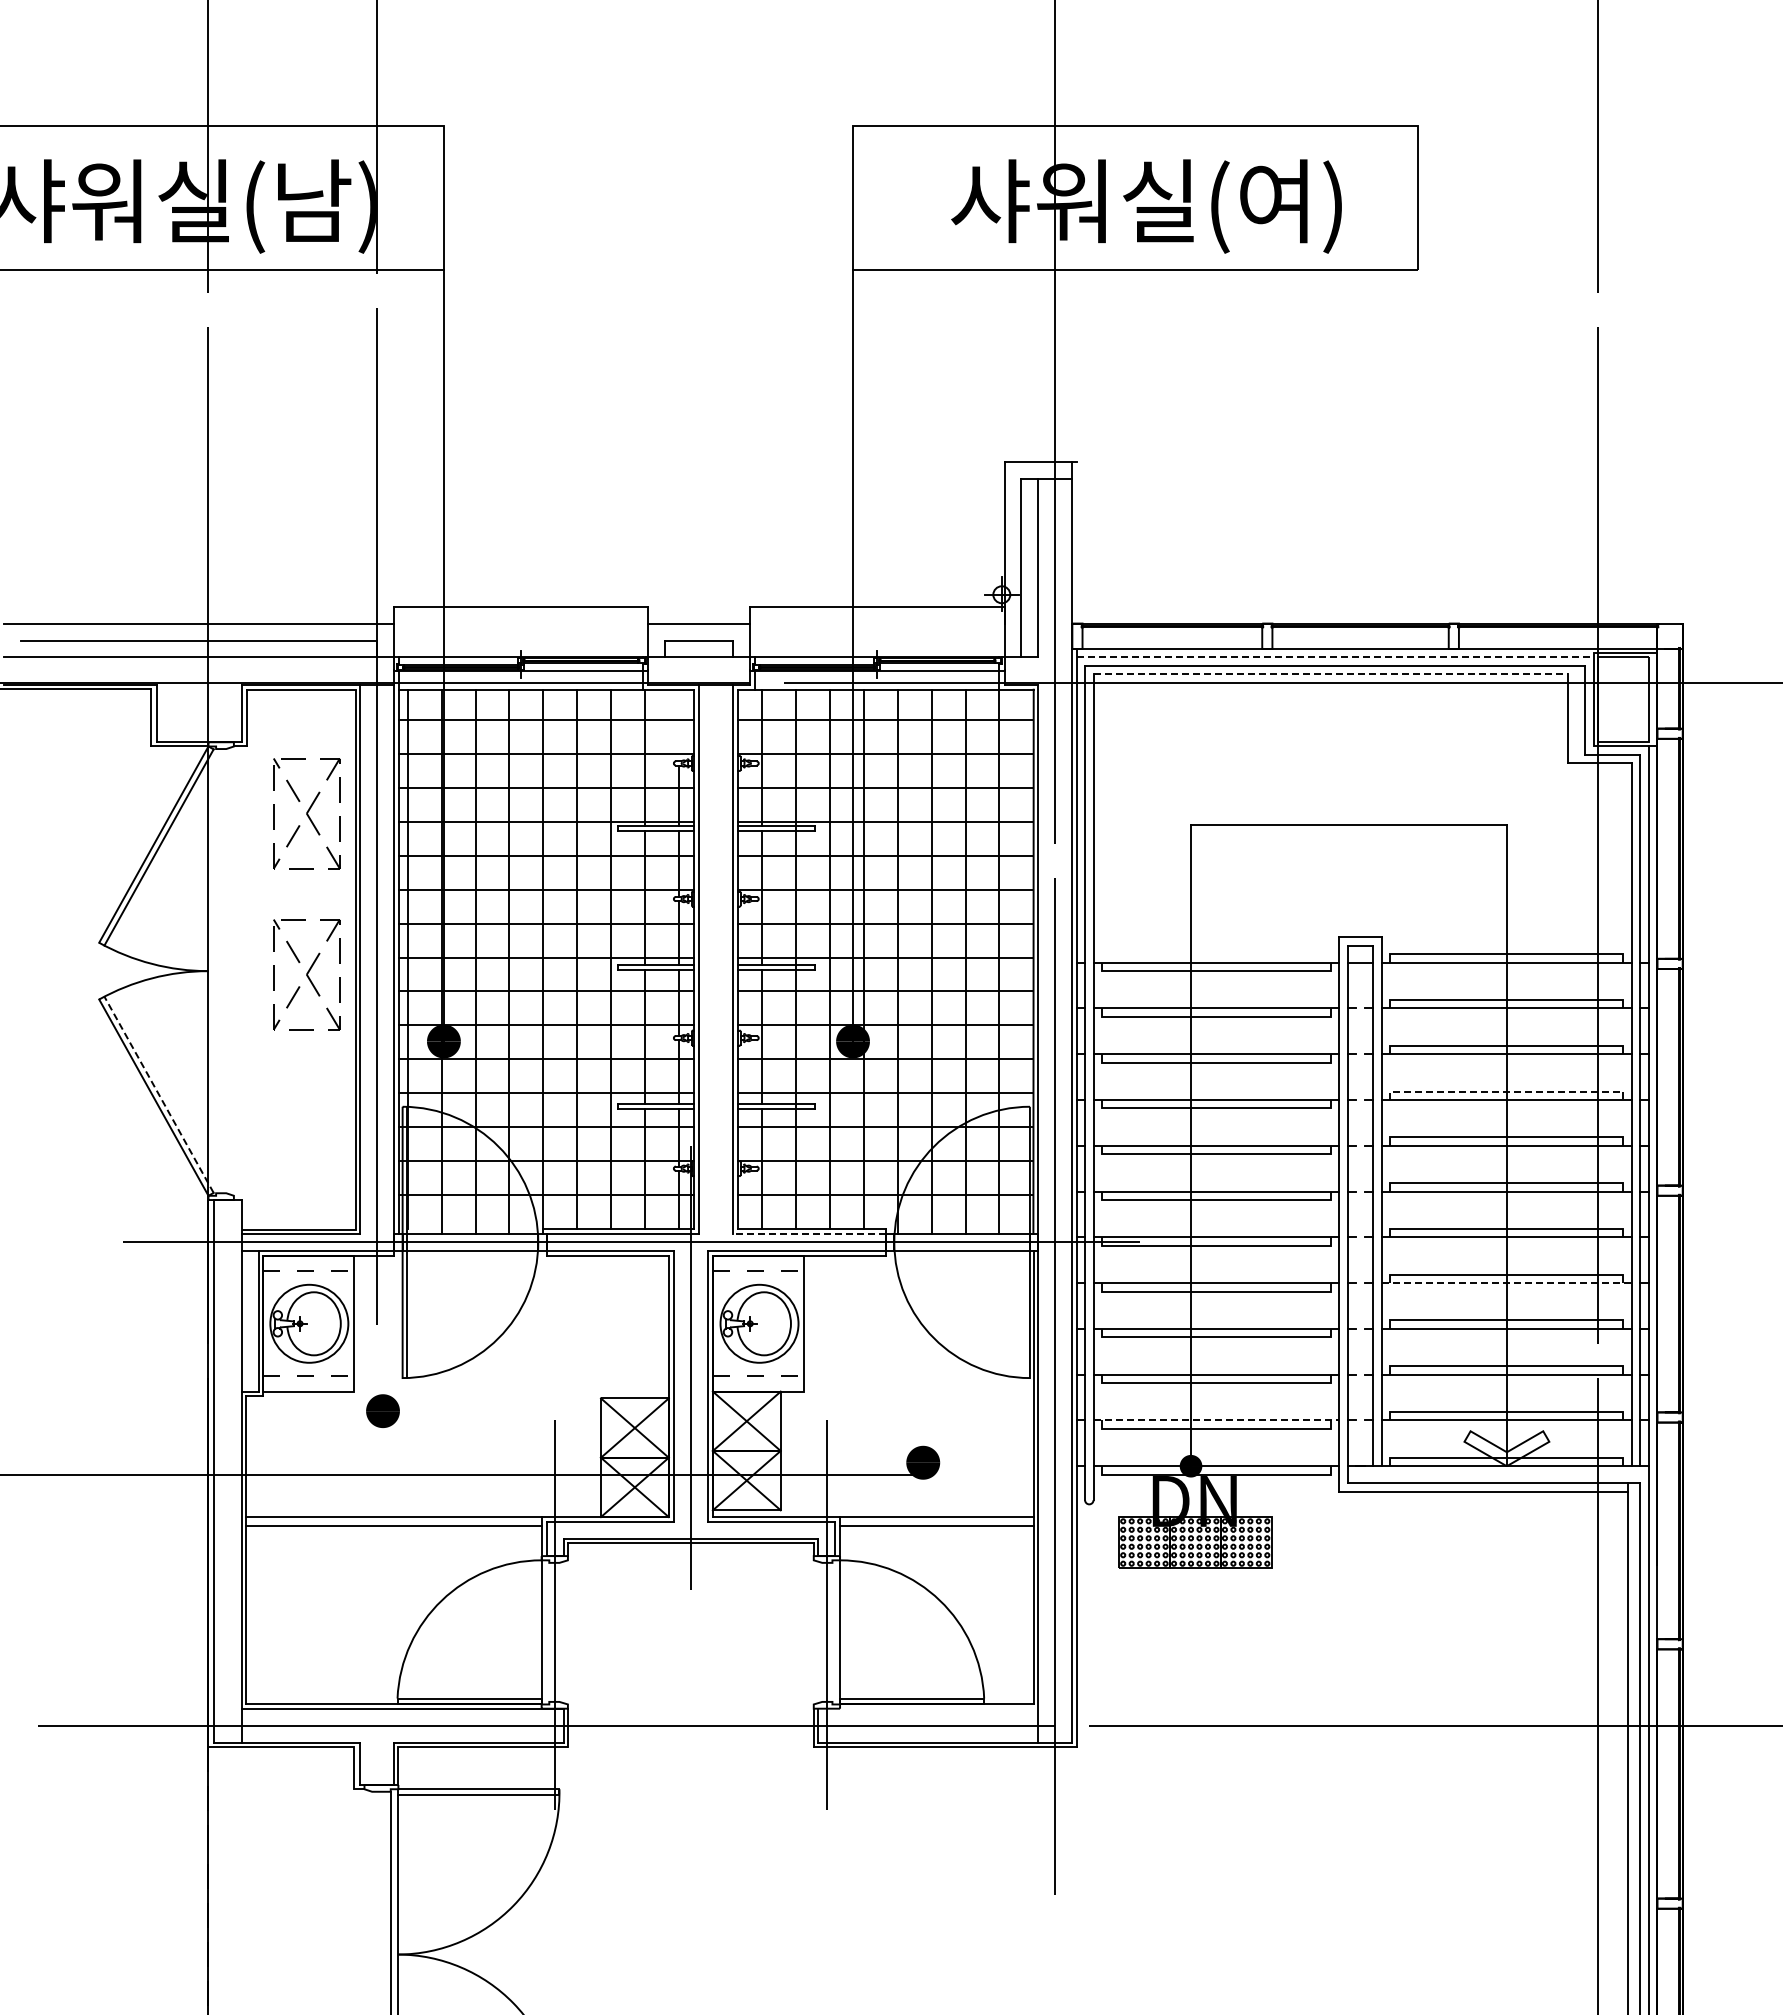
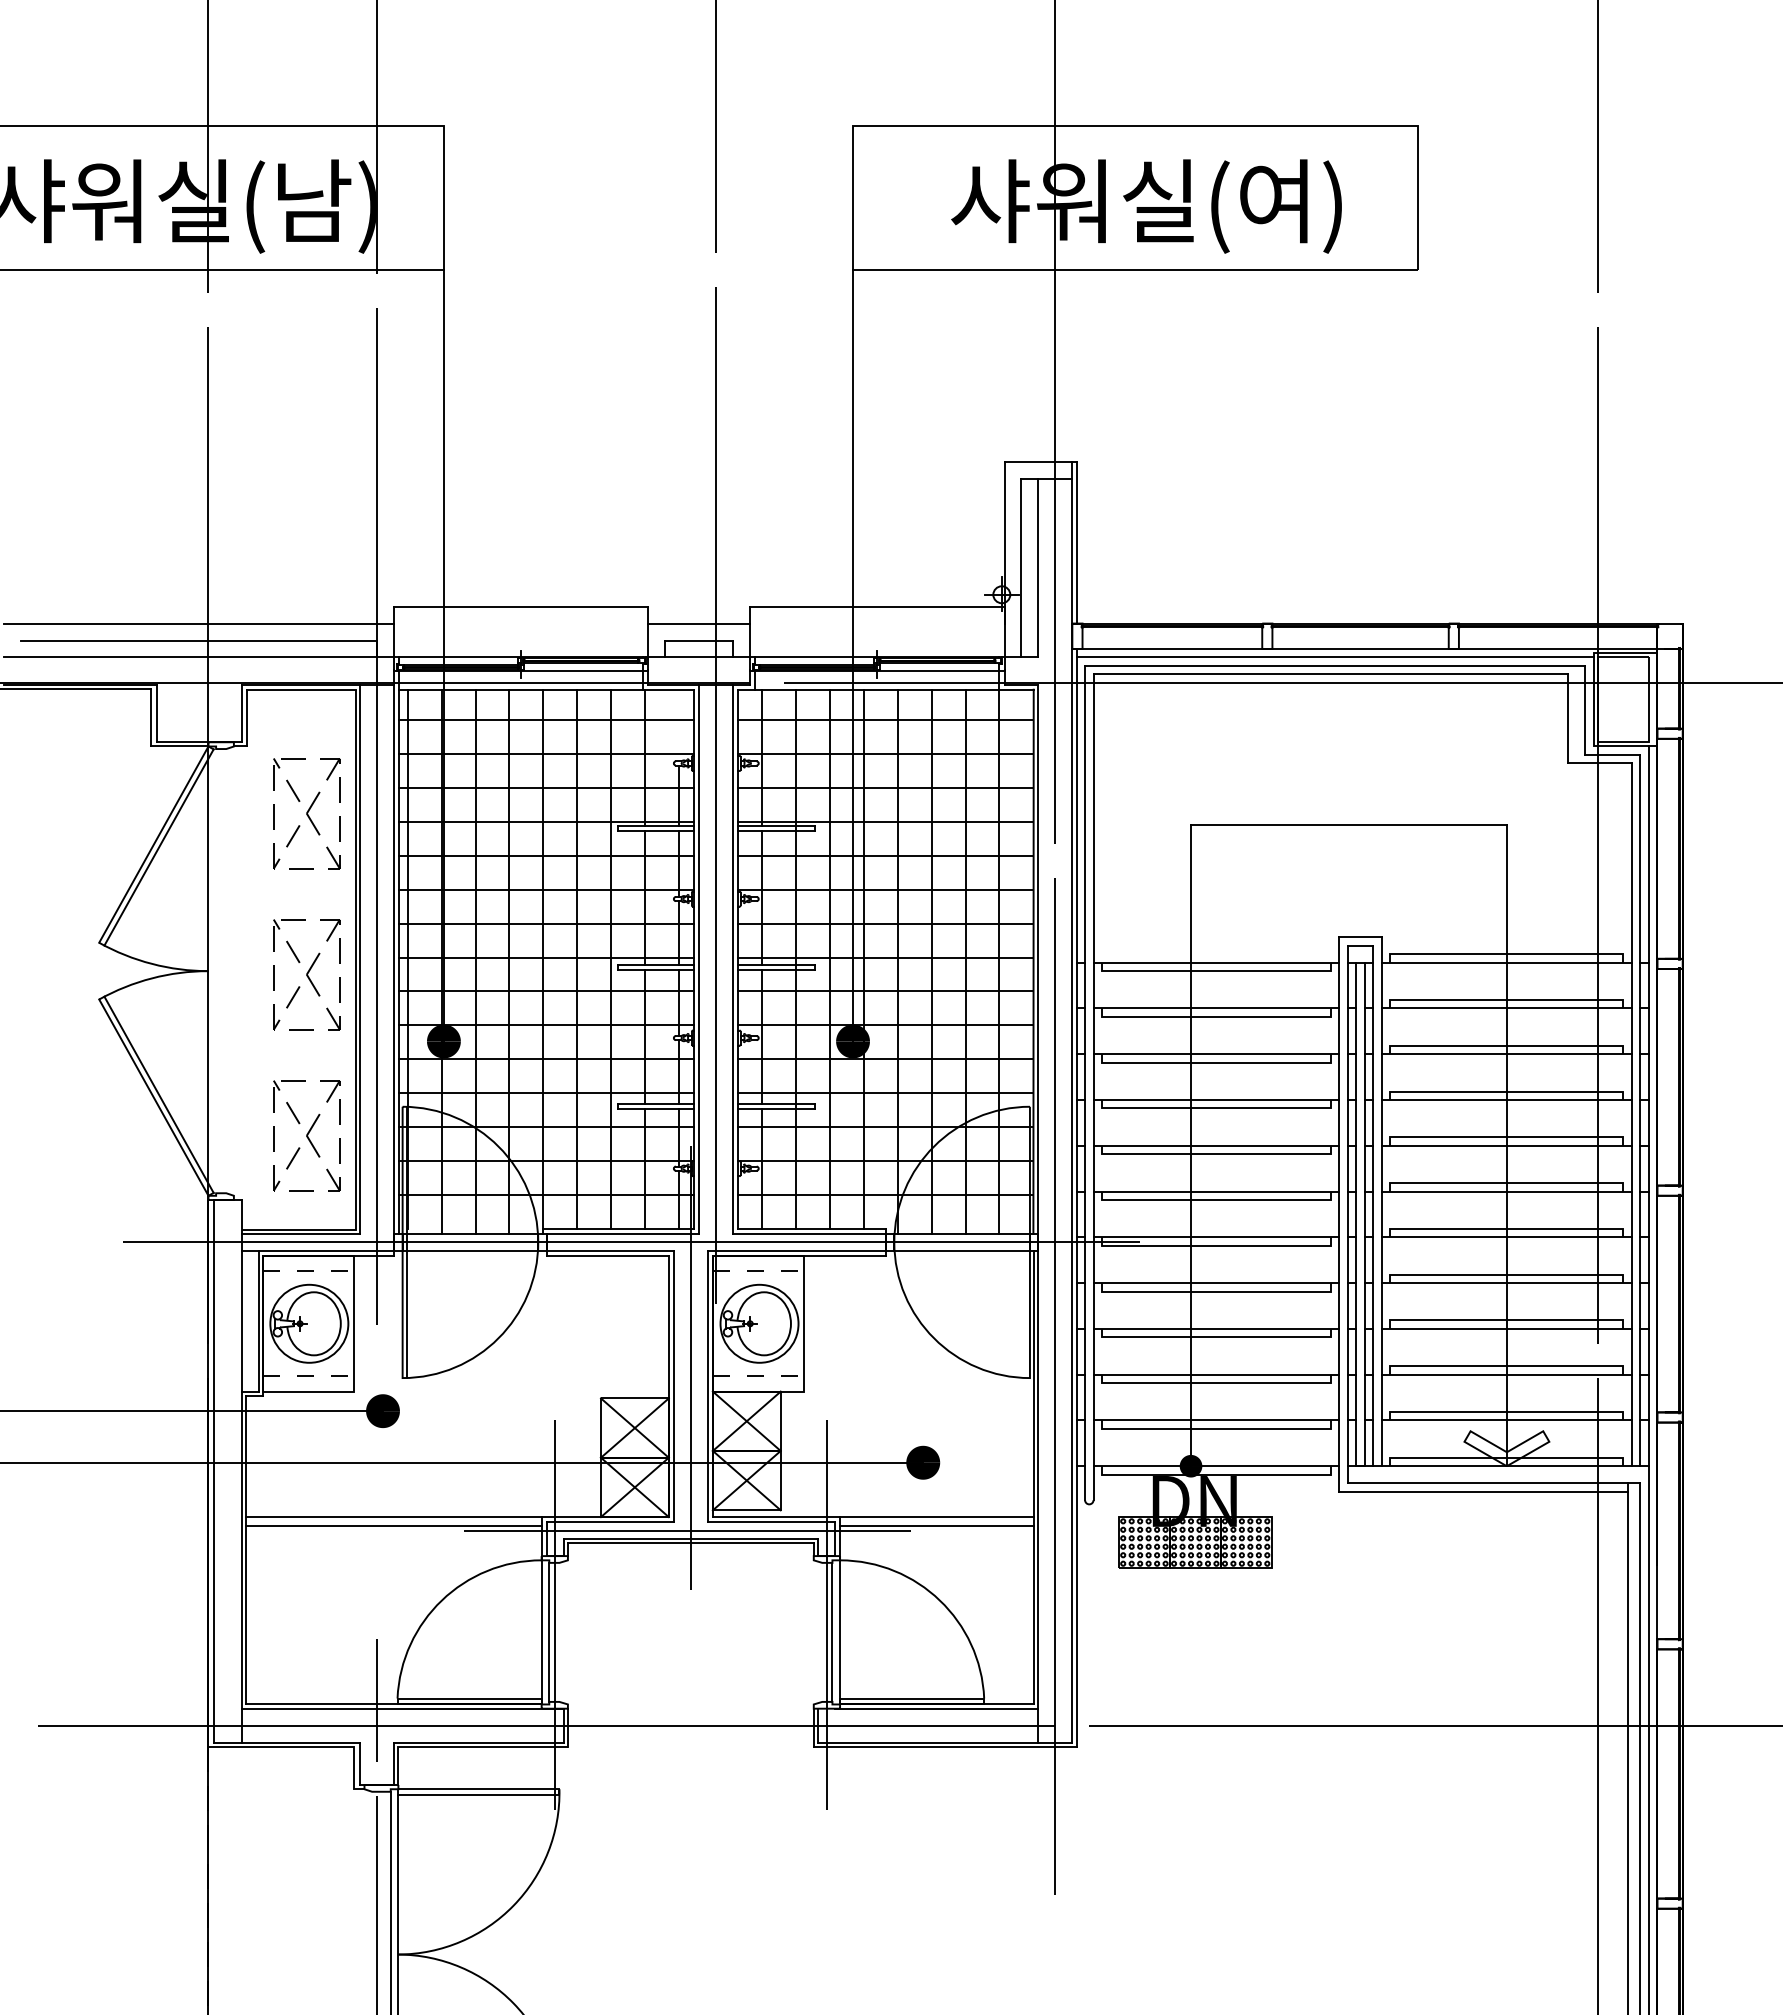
line: none -> present (1076, 542)
line: none -> present (716, 653)
line: dashed -> solid (1335, 657)
line: dashed -> solid (1331, 674)
line: dashed -> solid (1506, 1091)
line: dashed -> solid (158, 1094)
part: none -> present (306, 1135)
line: none -> present (1356, 1214)
line: none -> present (1364, 1214)
line: dashed -> solid (809, 1233)
line: dashed -> solid (1507, 1283)
line: none -> present (192, 1411)
line: dashed -> solid (1216, 1420)
line position: (462, 1474) -> (462, 1462) (462, 1462)
line: none -> present (687, 1530)
line: none -> present (549, 1631)
line: none -> present (832, 1631)
line: none -> present (936, 1708)
line: none -> present (377, 1824)
